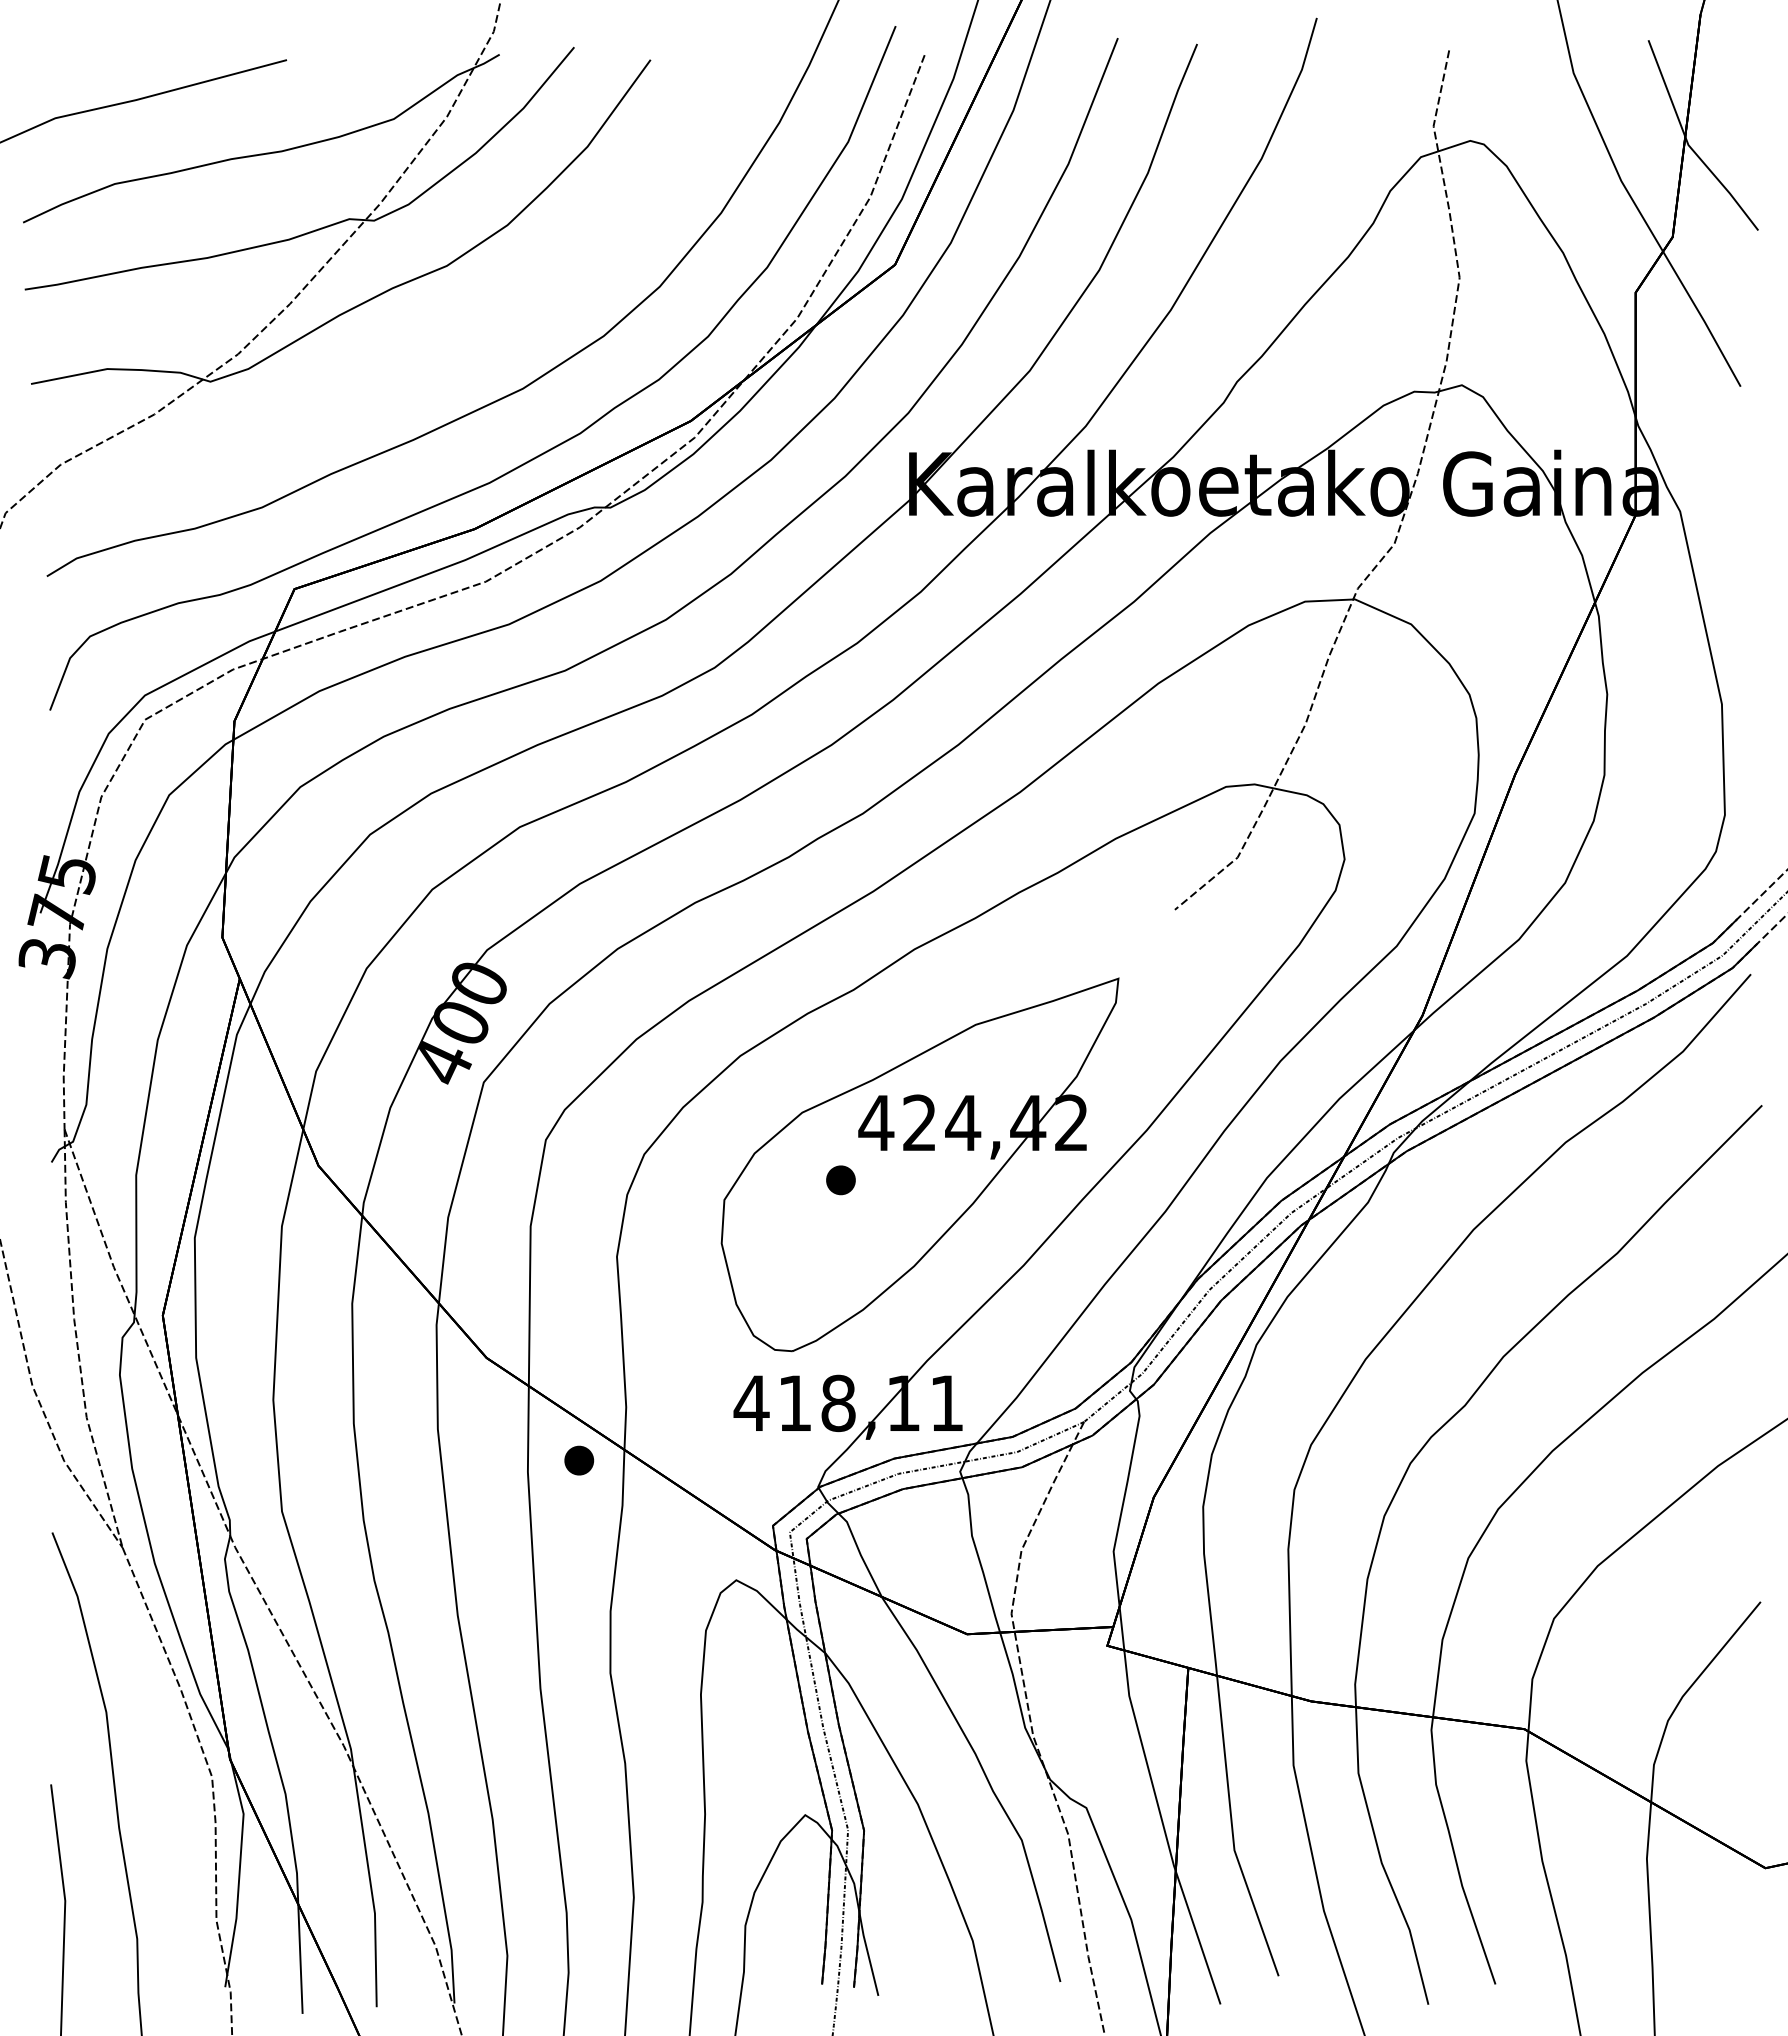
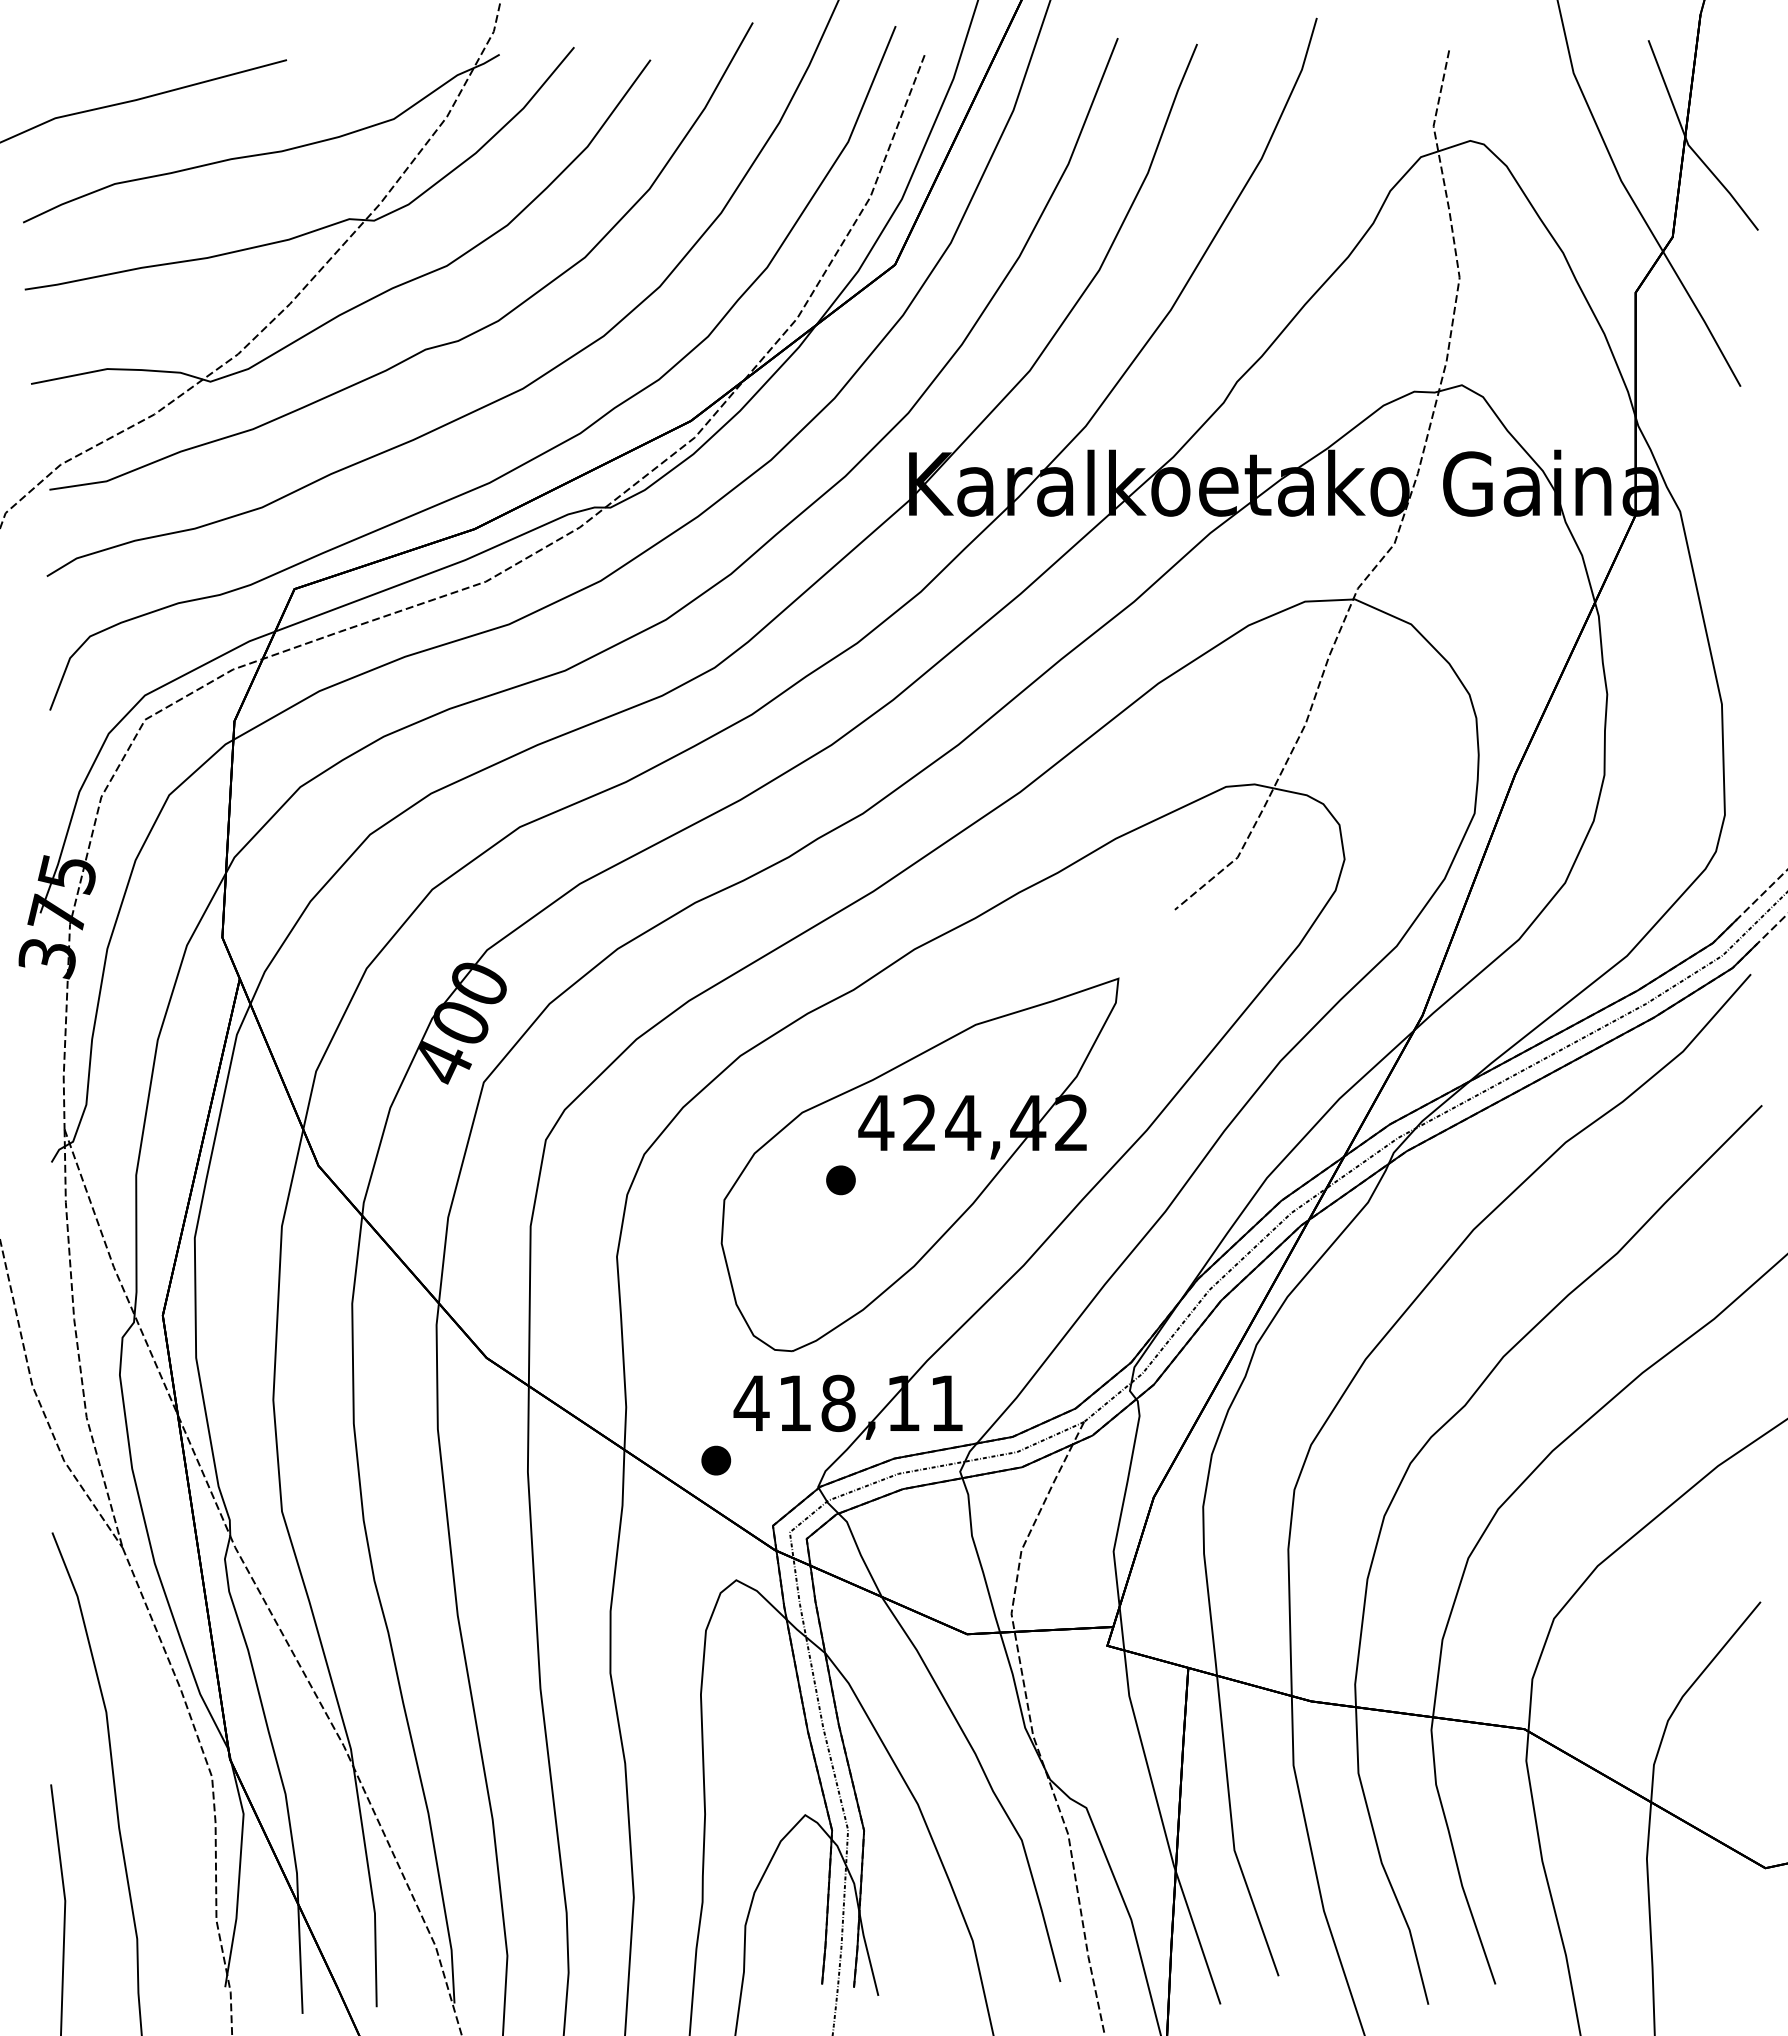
curve: none -> present (428, 347)
part position: (579, 1460) -> (716, 1460) (716, 1460)
